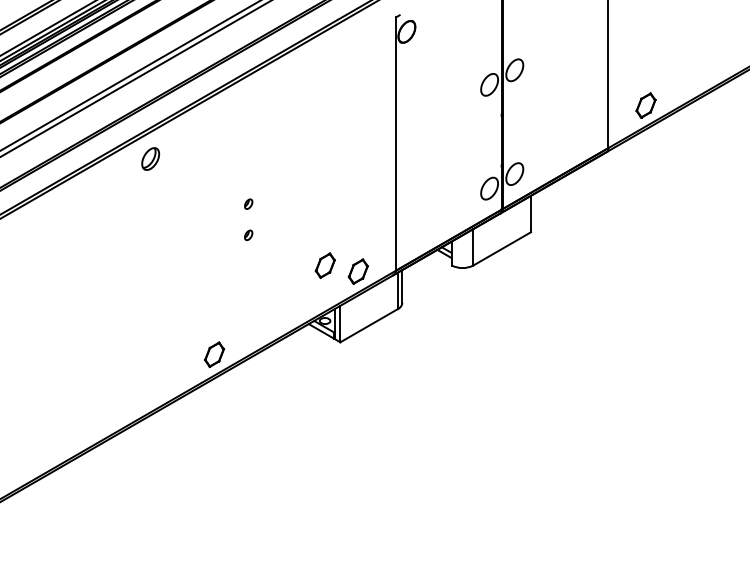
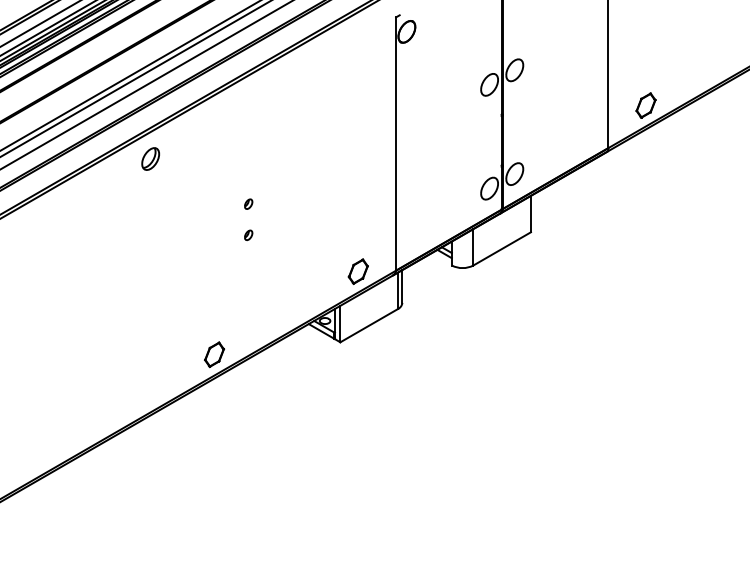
line: none -> present (39, 23)
line: none -> present (146, 85)
part: present -> none (324, 265)
